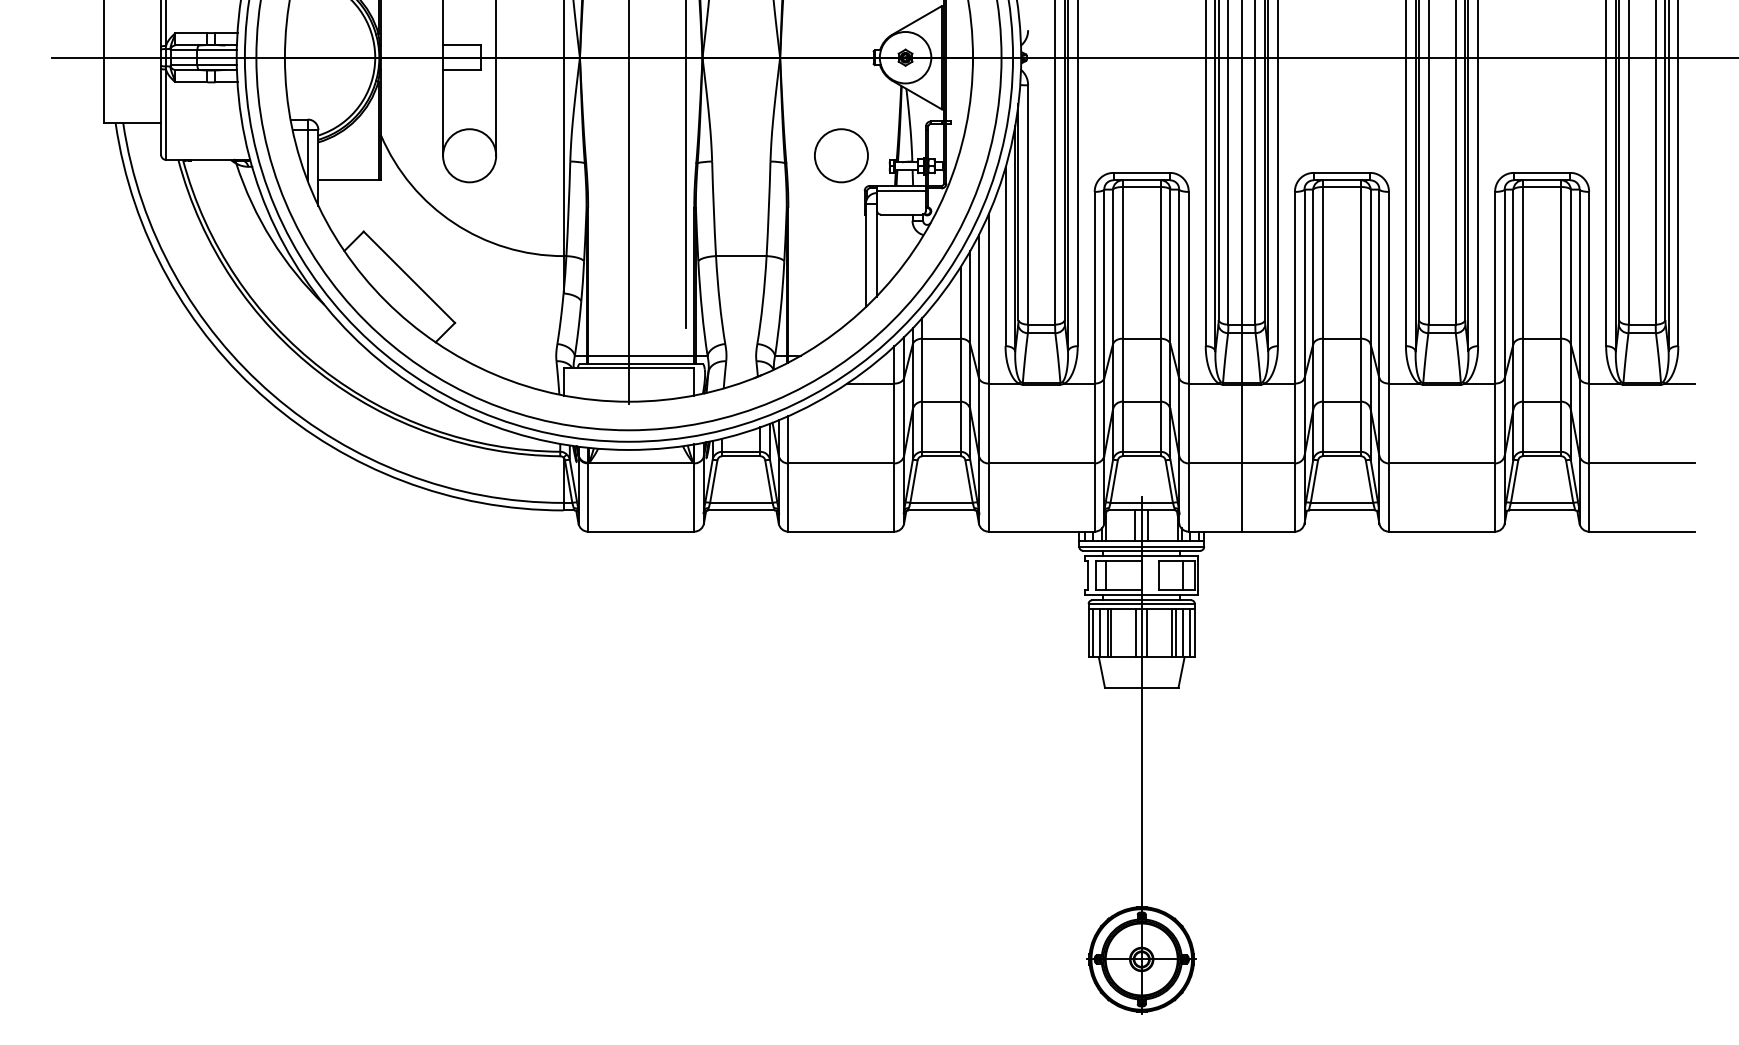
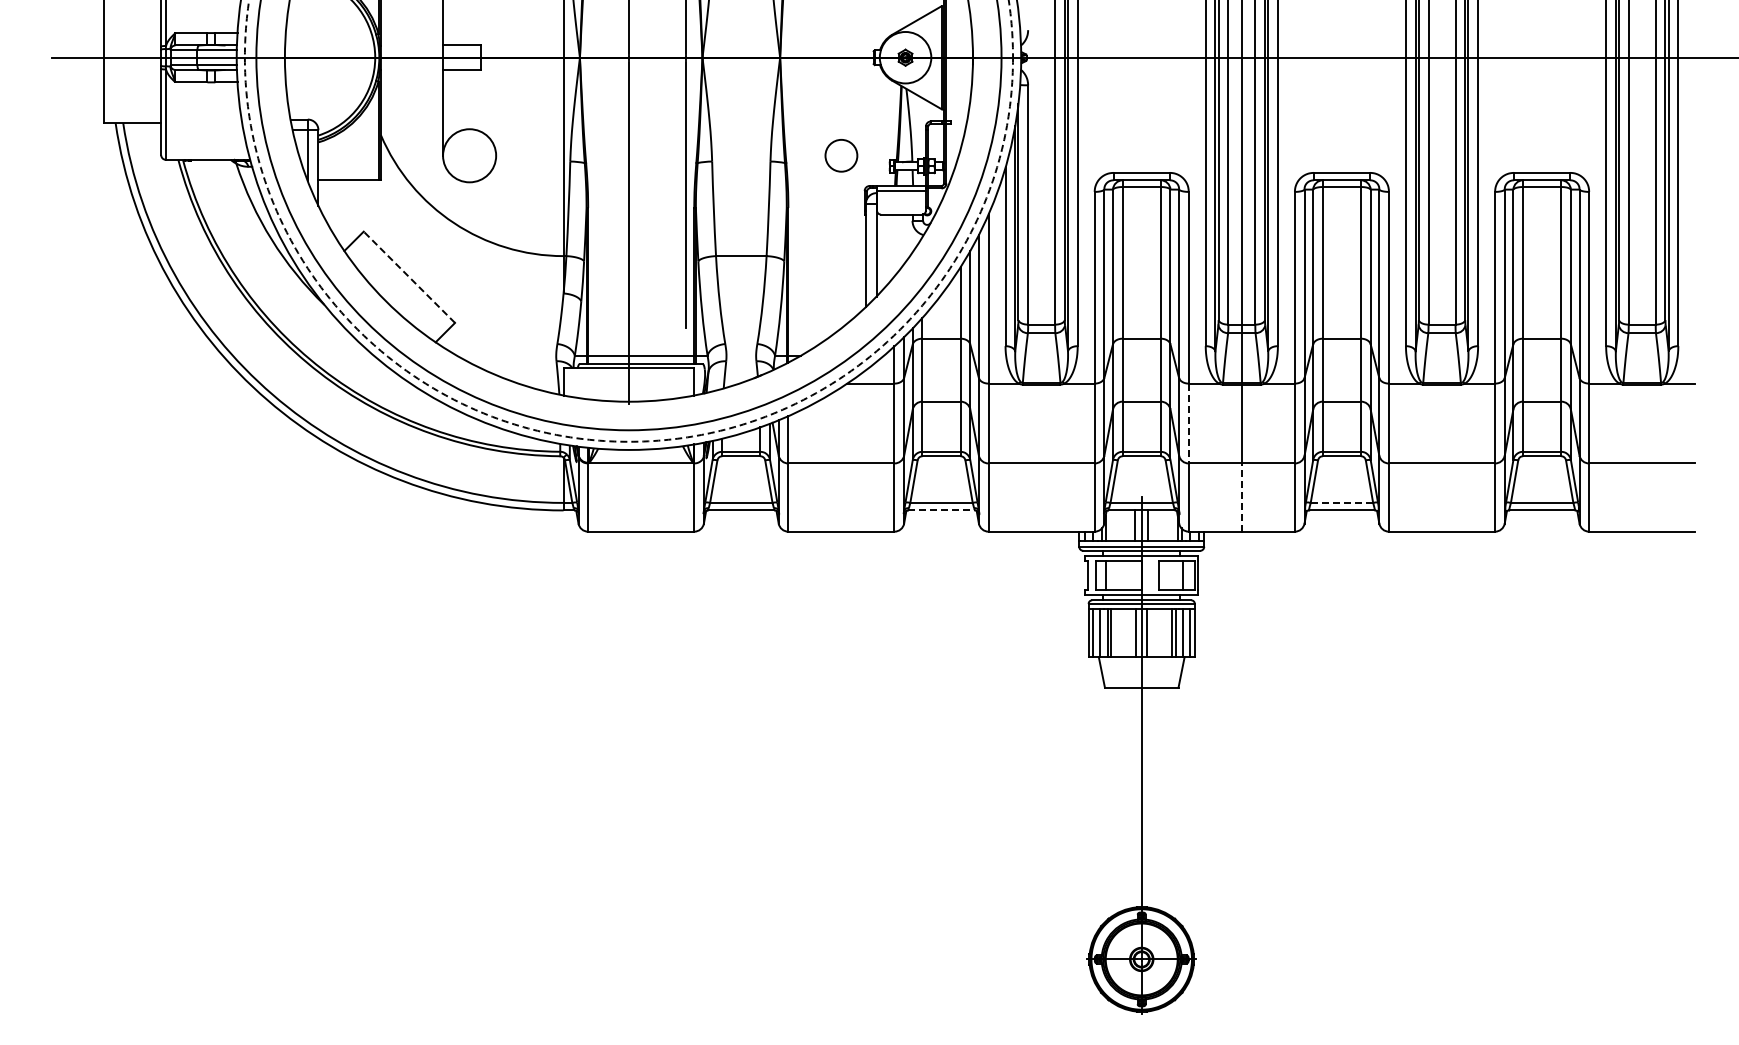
line: present -> none (496, 78)
circle diameter: 53 px -> 32 px (841, 155)
circle: solid -> dashed (628, 220)
line: solid -> dashed (409, 277)
line: solid -> dashed (1188, 423)
line: solid -> dashed (1241, 497)
line: solid -> dashed (1342, 502)
line: solid -> dashed (942, 510)
